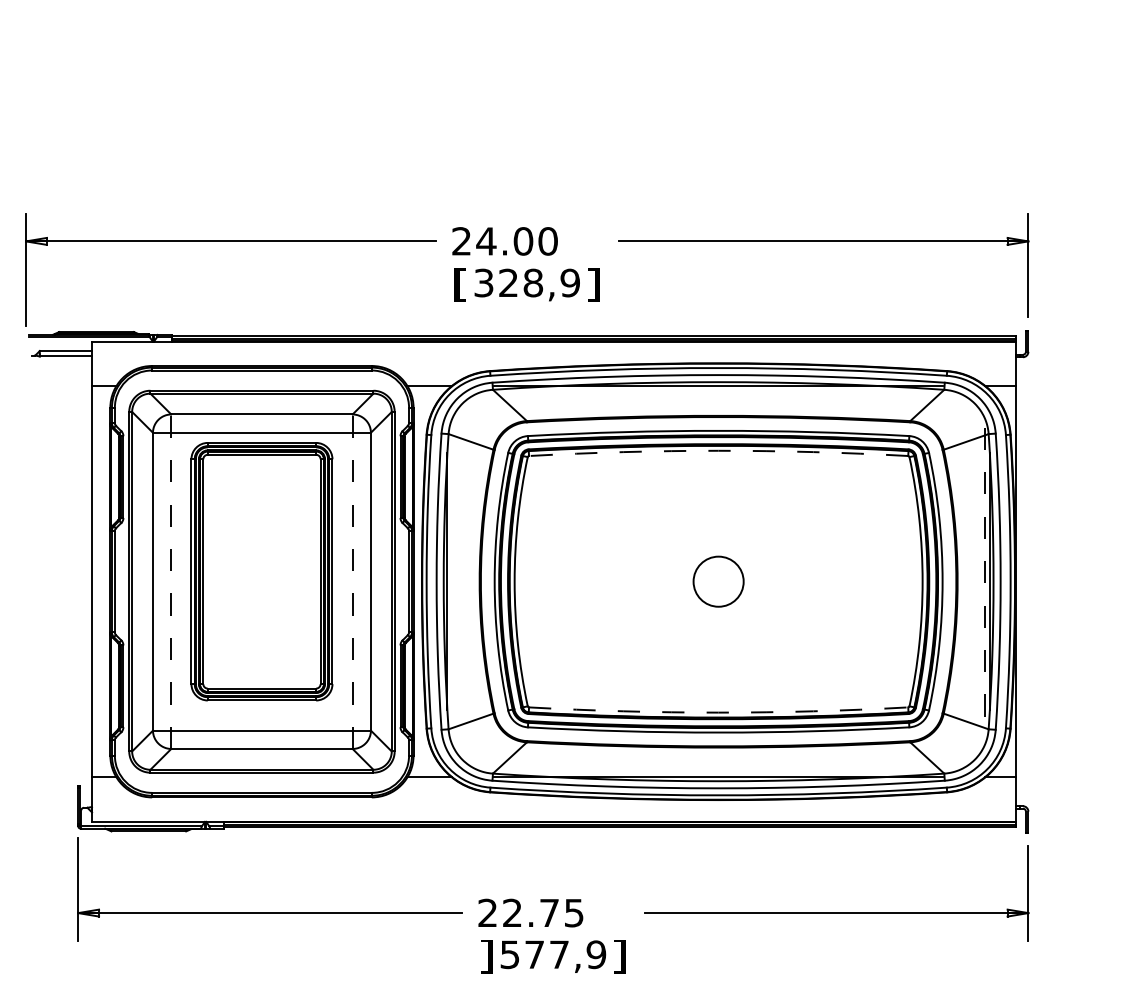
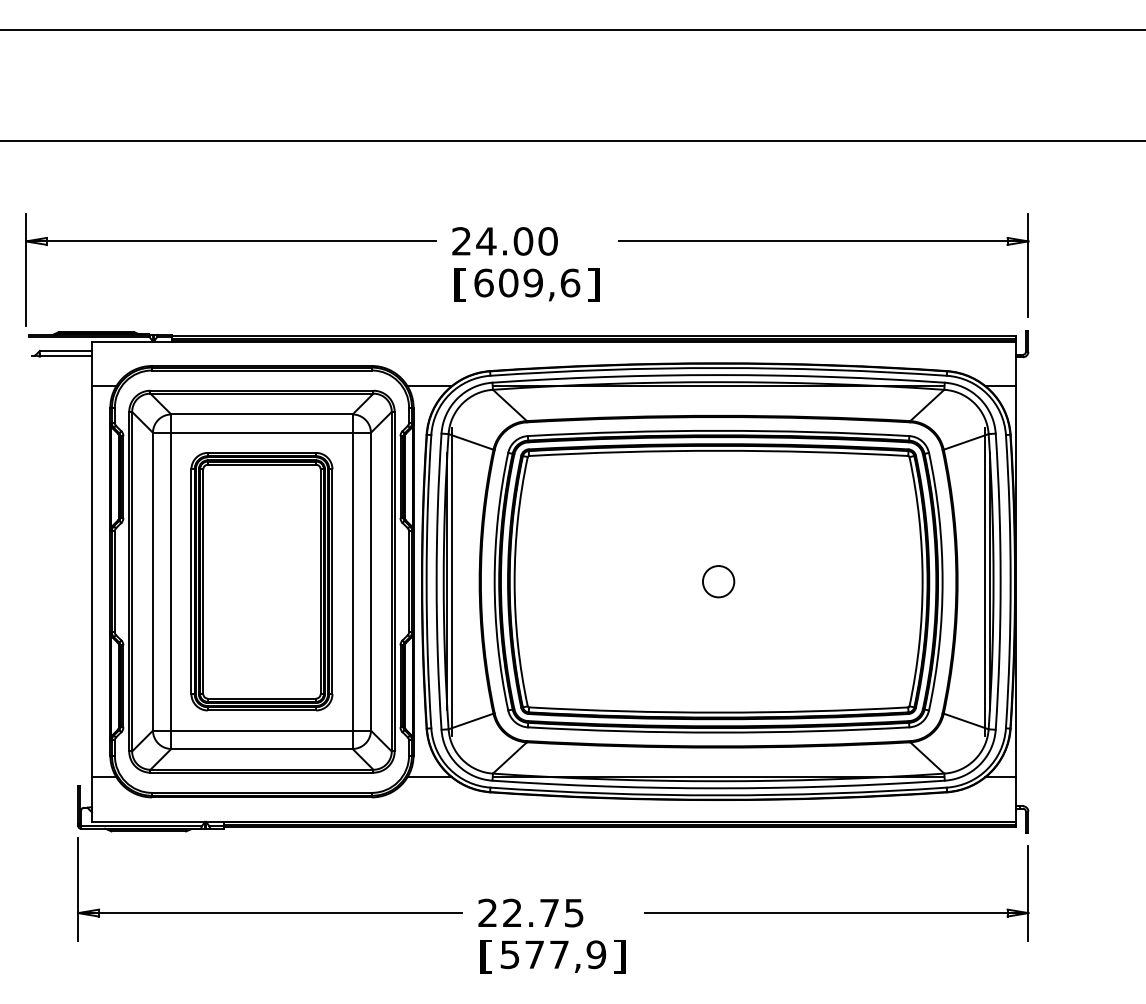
line: none -> present (572, 30)
line: none -> present (572, 141)
text: 328,9 -> 609,6 (527, 282)
arc: dashed -> solid (718, 450)
part position: (261, 571) -> (261, 581) (261, 581)
line: dashed -> solid (171, 581)
line: dashed -> solid (352, 581)
line: none -> present (452, 581)
circle diameter: 50 px -> 31 px (718, 581)
line: dashed -> solid (984, 581)
arc: dashed -> solid (718, 712)
text: ] -> [ (486, 956)
